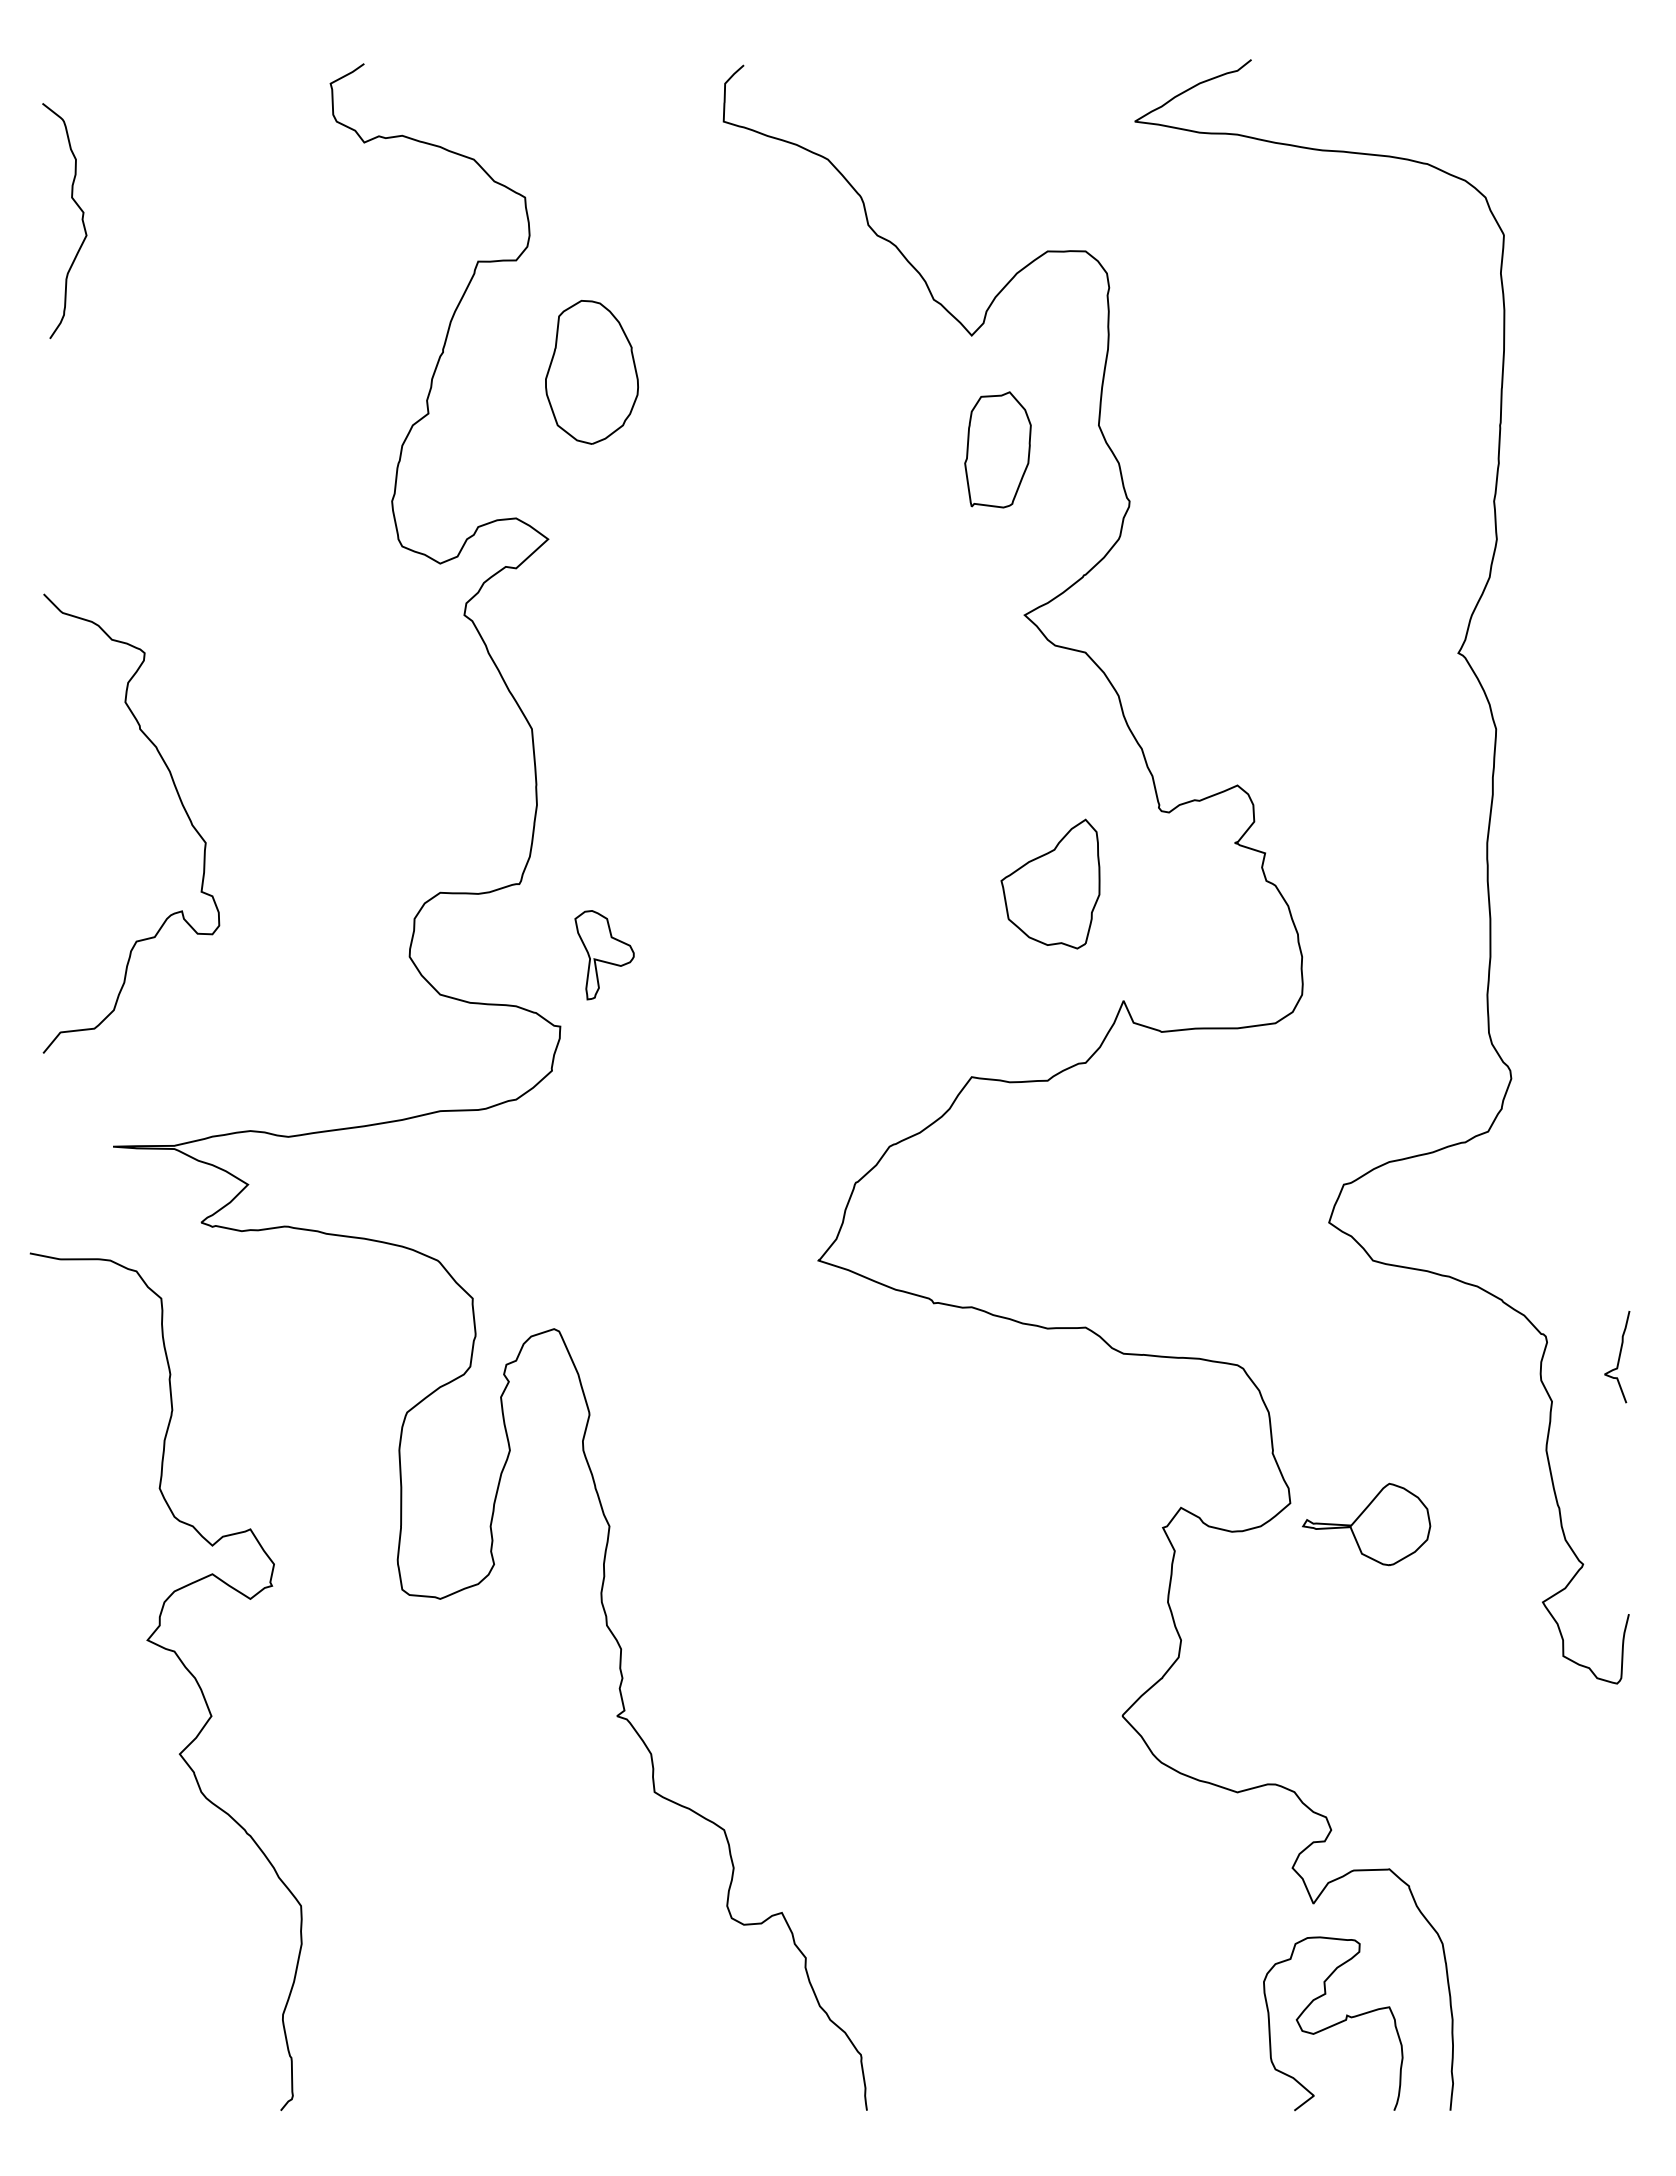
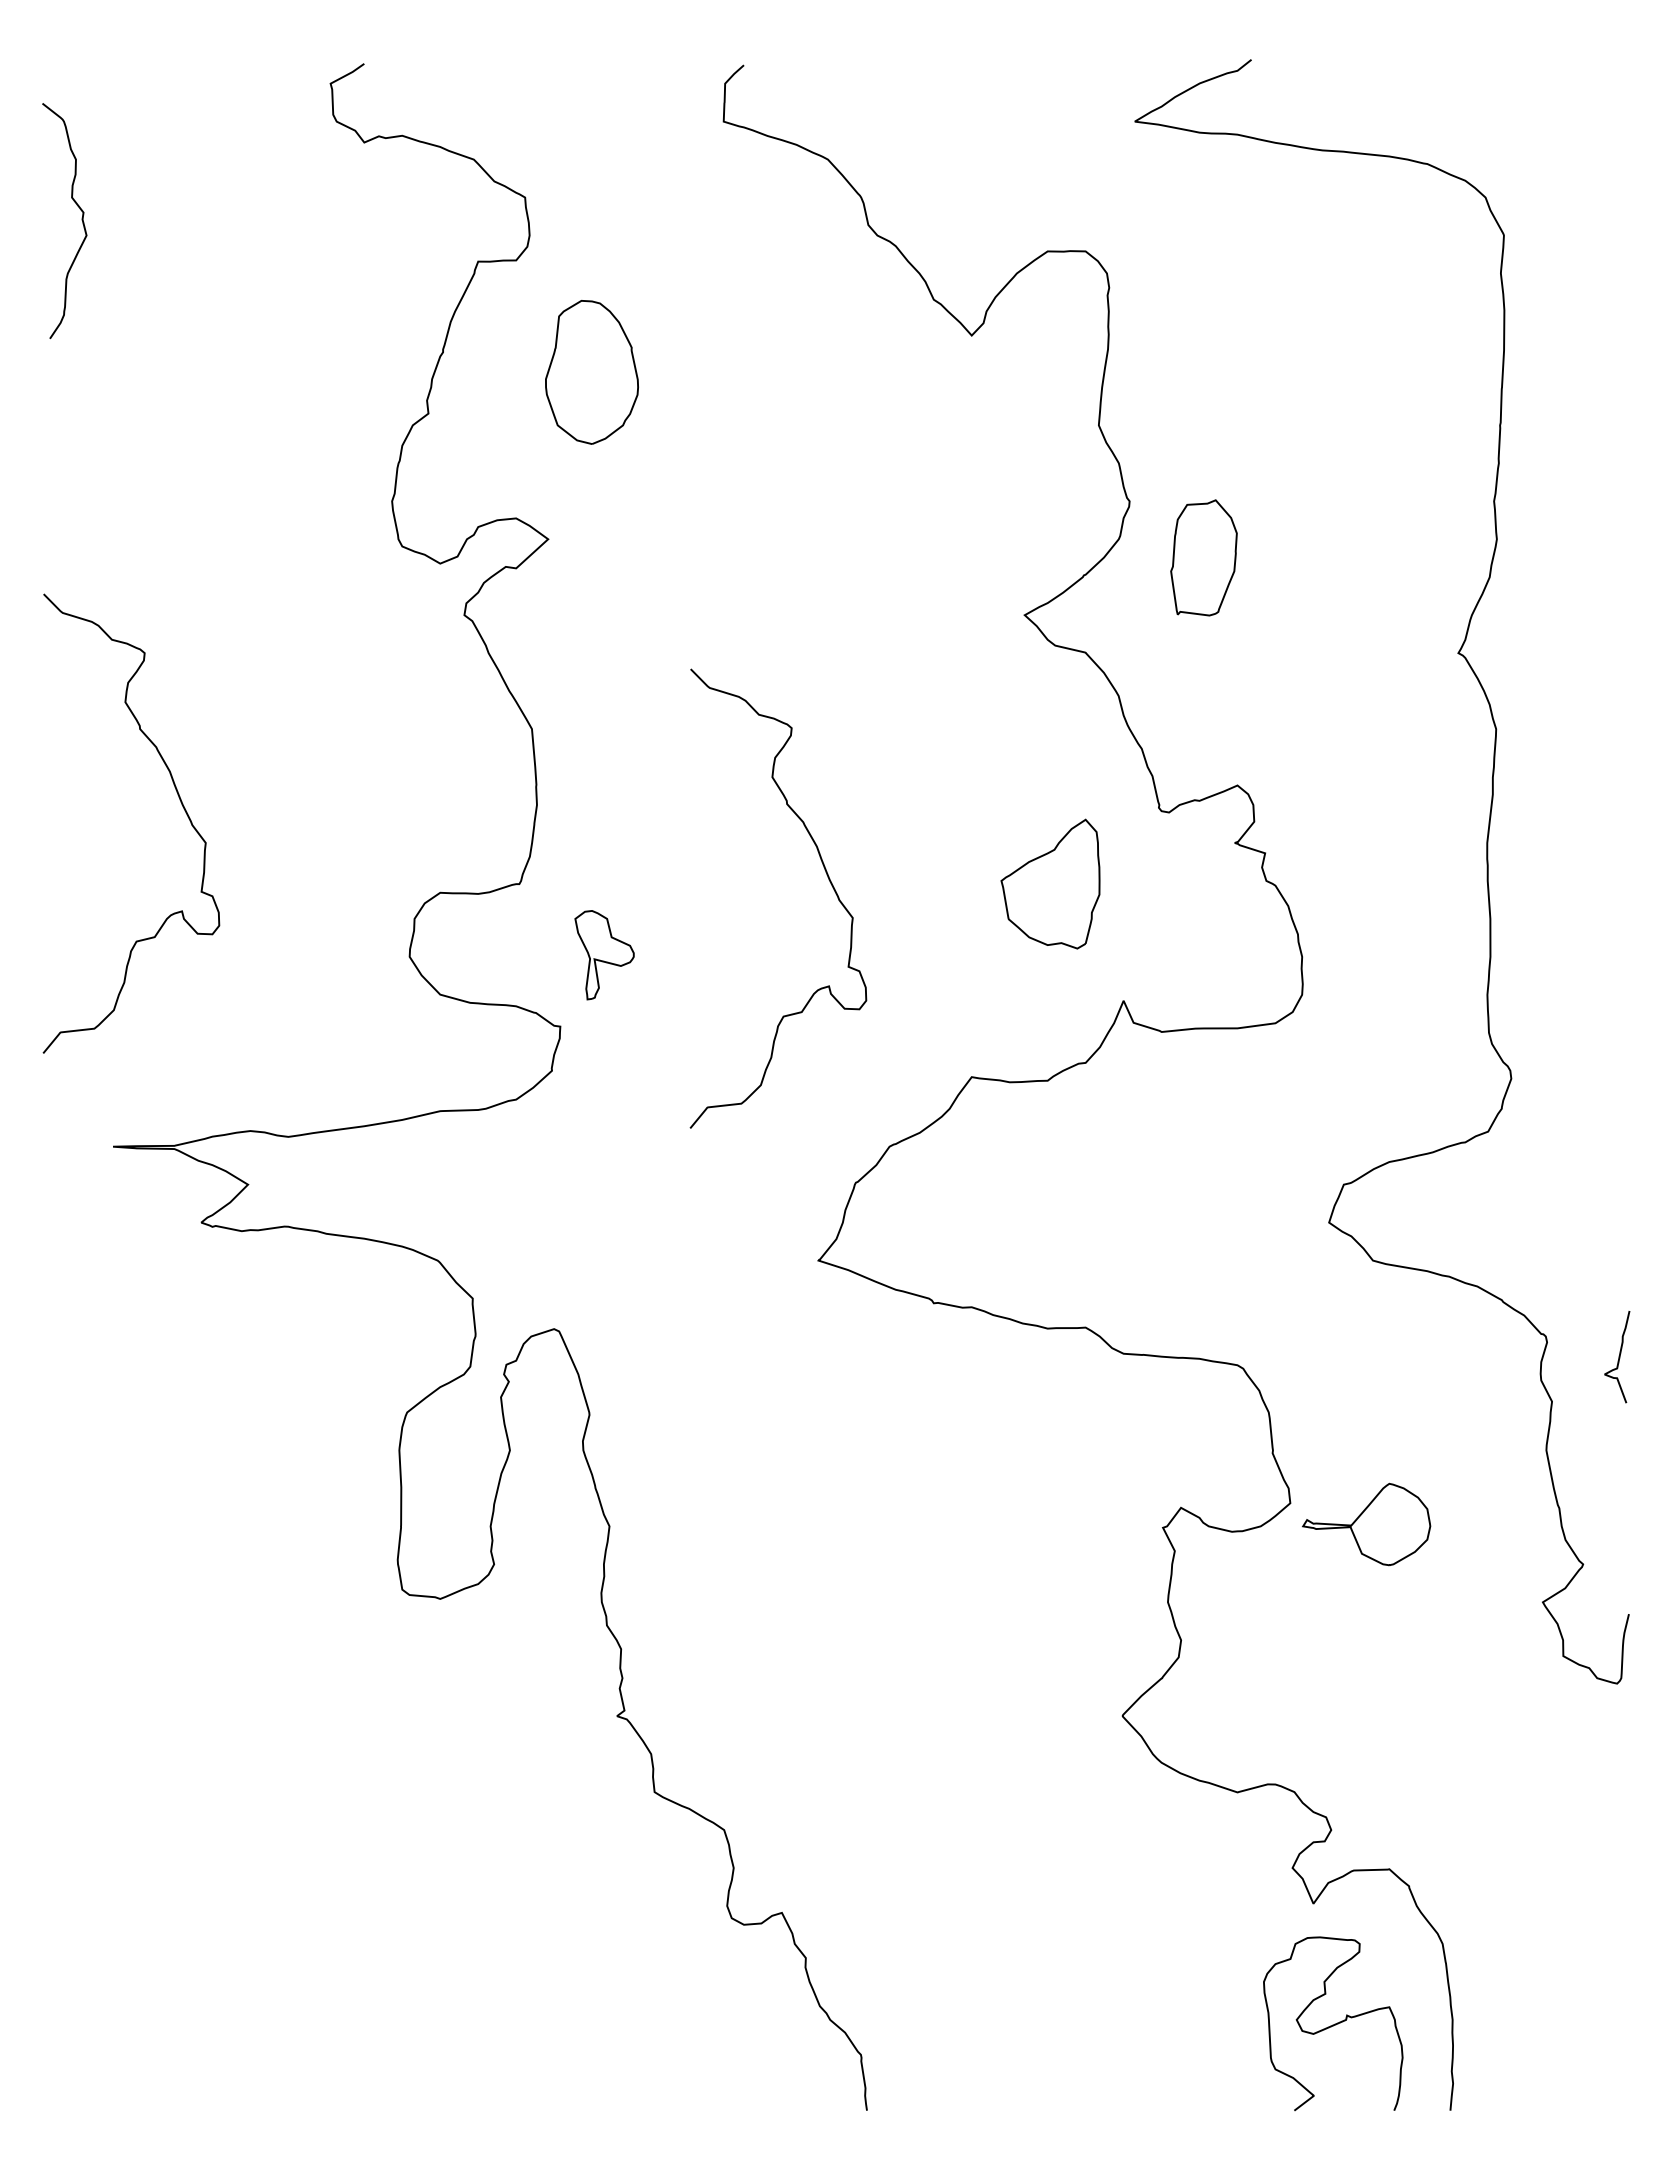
part position: (997, 449) -> (1203, 557) (1203, 557)
curve: none -> present (826, 875)
curve: present -> none (183, 1666)
